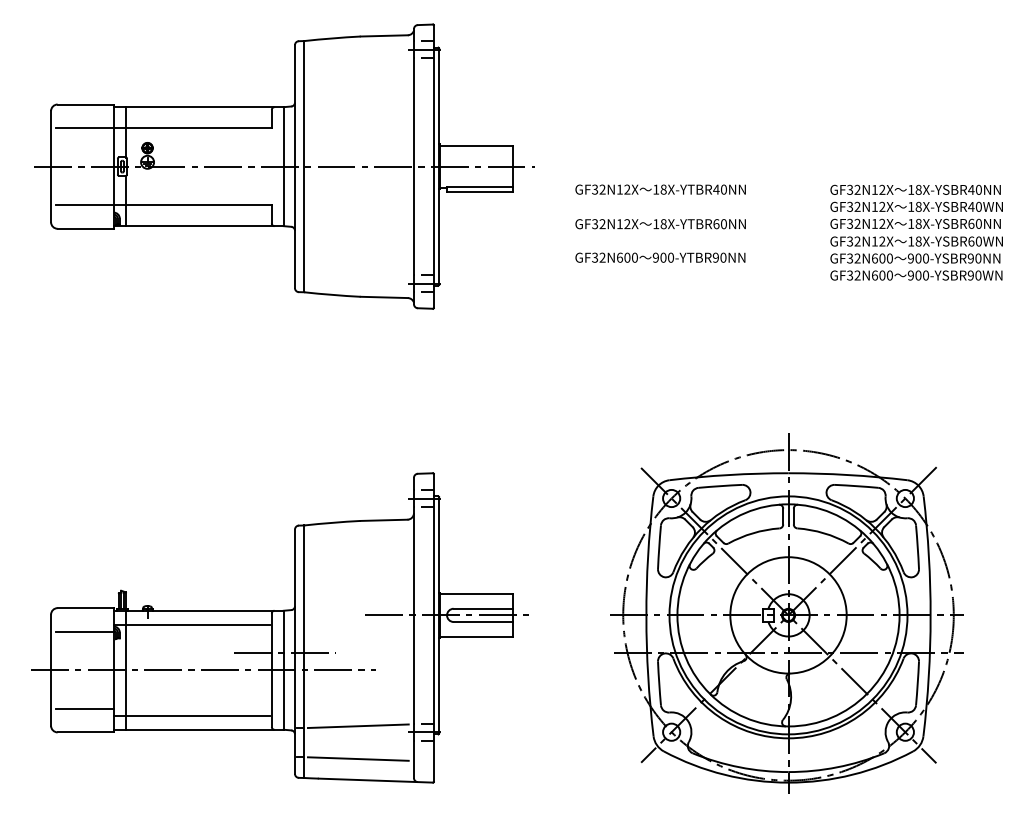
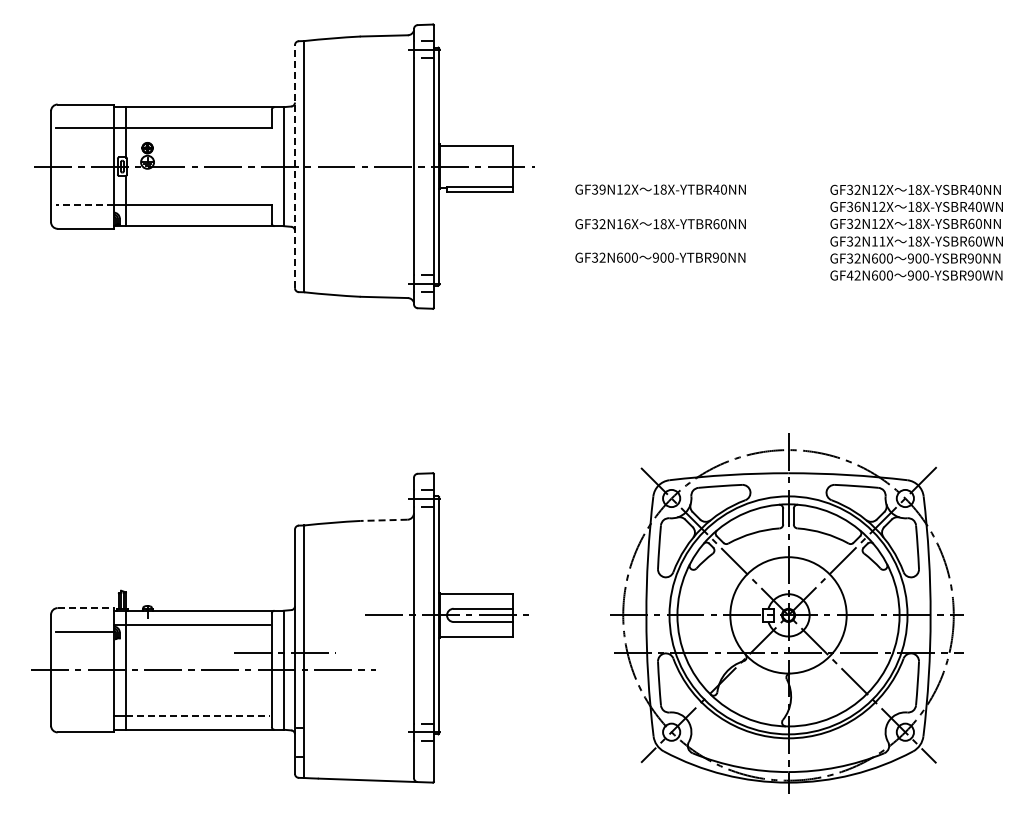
line: solid -> dashed (295, 166)
text: GF32N12X -> GF39N12X (602, 189)
line: solid -> dashed (84, 205)
text: GF32N12X -> GF36N12X (857, 206)
text: GF32N12X -> GF32N16X (627, 224)
text: GF32N12X -> GF32N11X (882, 241)
text: GF32N600 -> GF42N600 (849, 275)
line: solid -> dashed (383, 520)
line: solid -> dashed (86, 608)
line: present -> none (84, 708)
line: solid -> dashed (198, 715)
line: present -> none (357, 726)
line: present -> none (357, 758)
